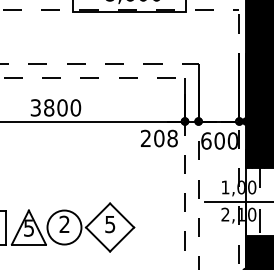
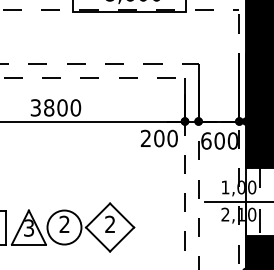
text: 208 -> 200 (172, 138)
text: 5 -> 2 (110, 224)
text: 5 -> 3 (29, 227)
